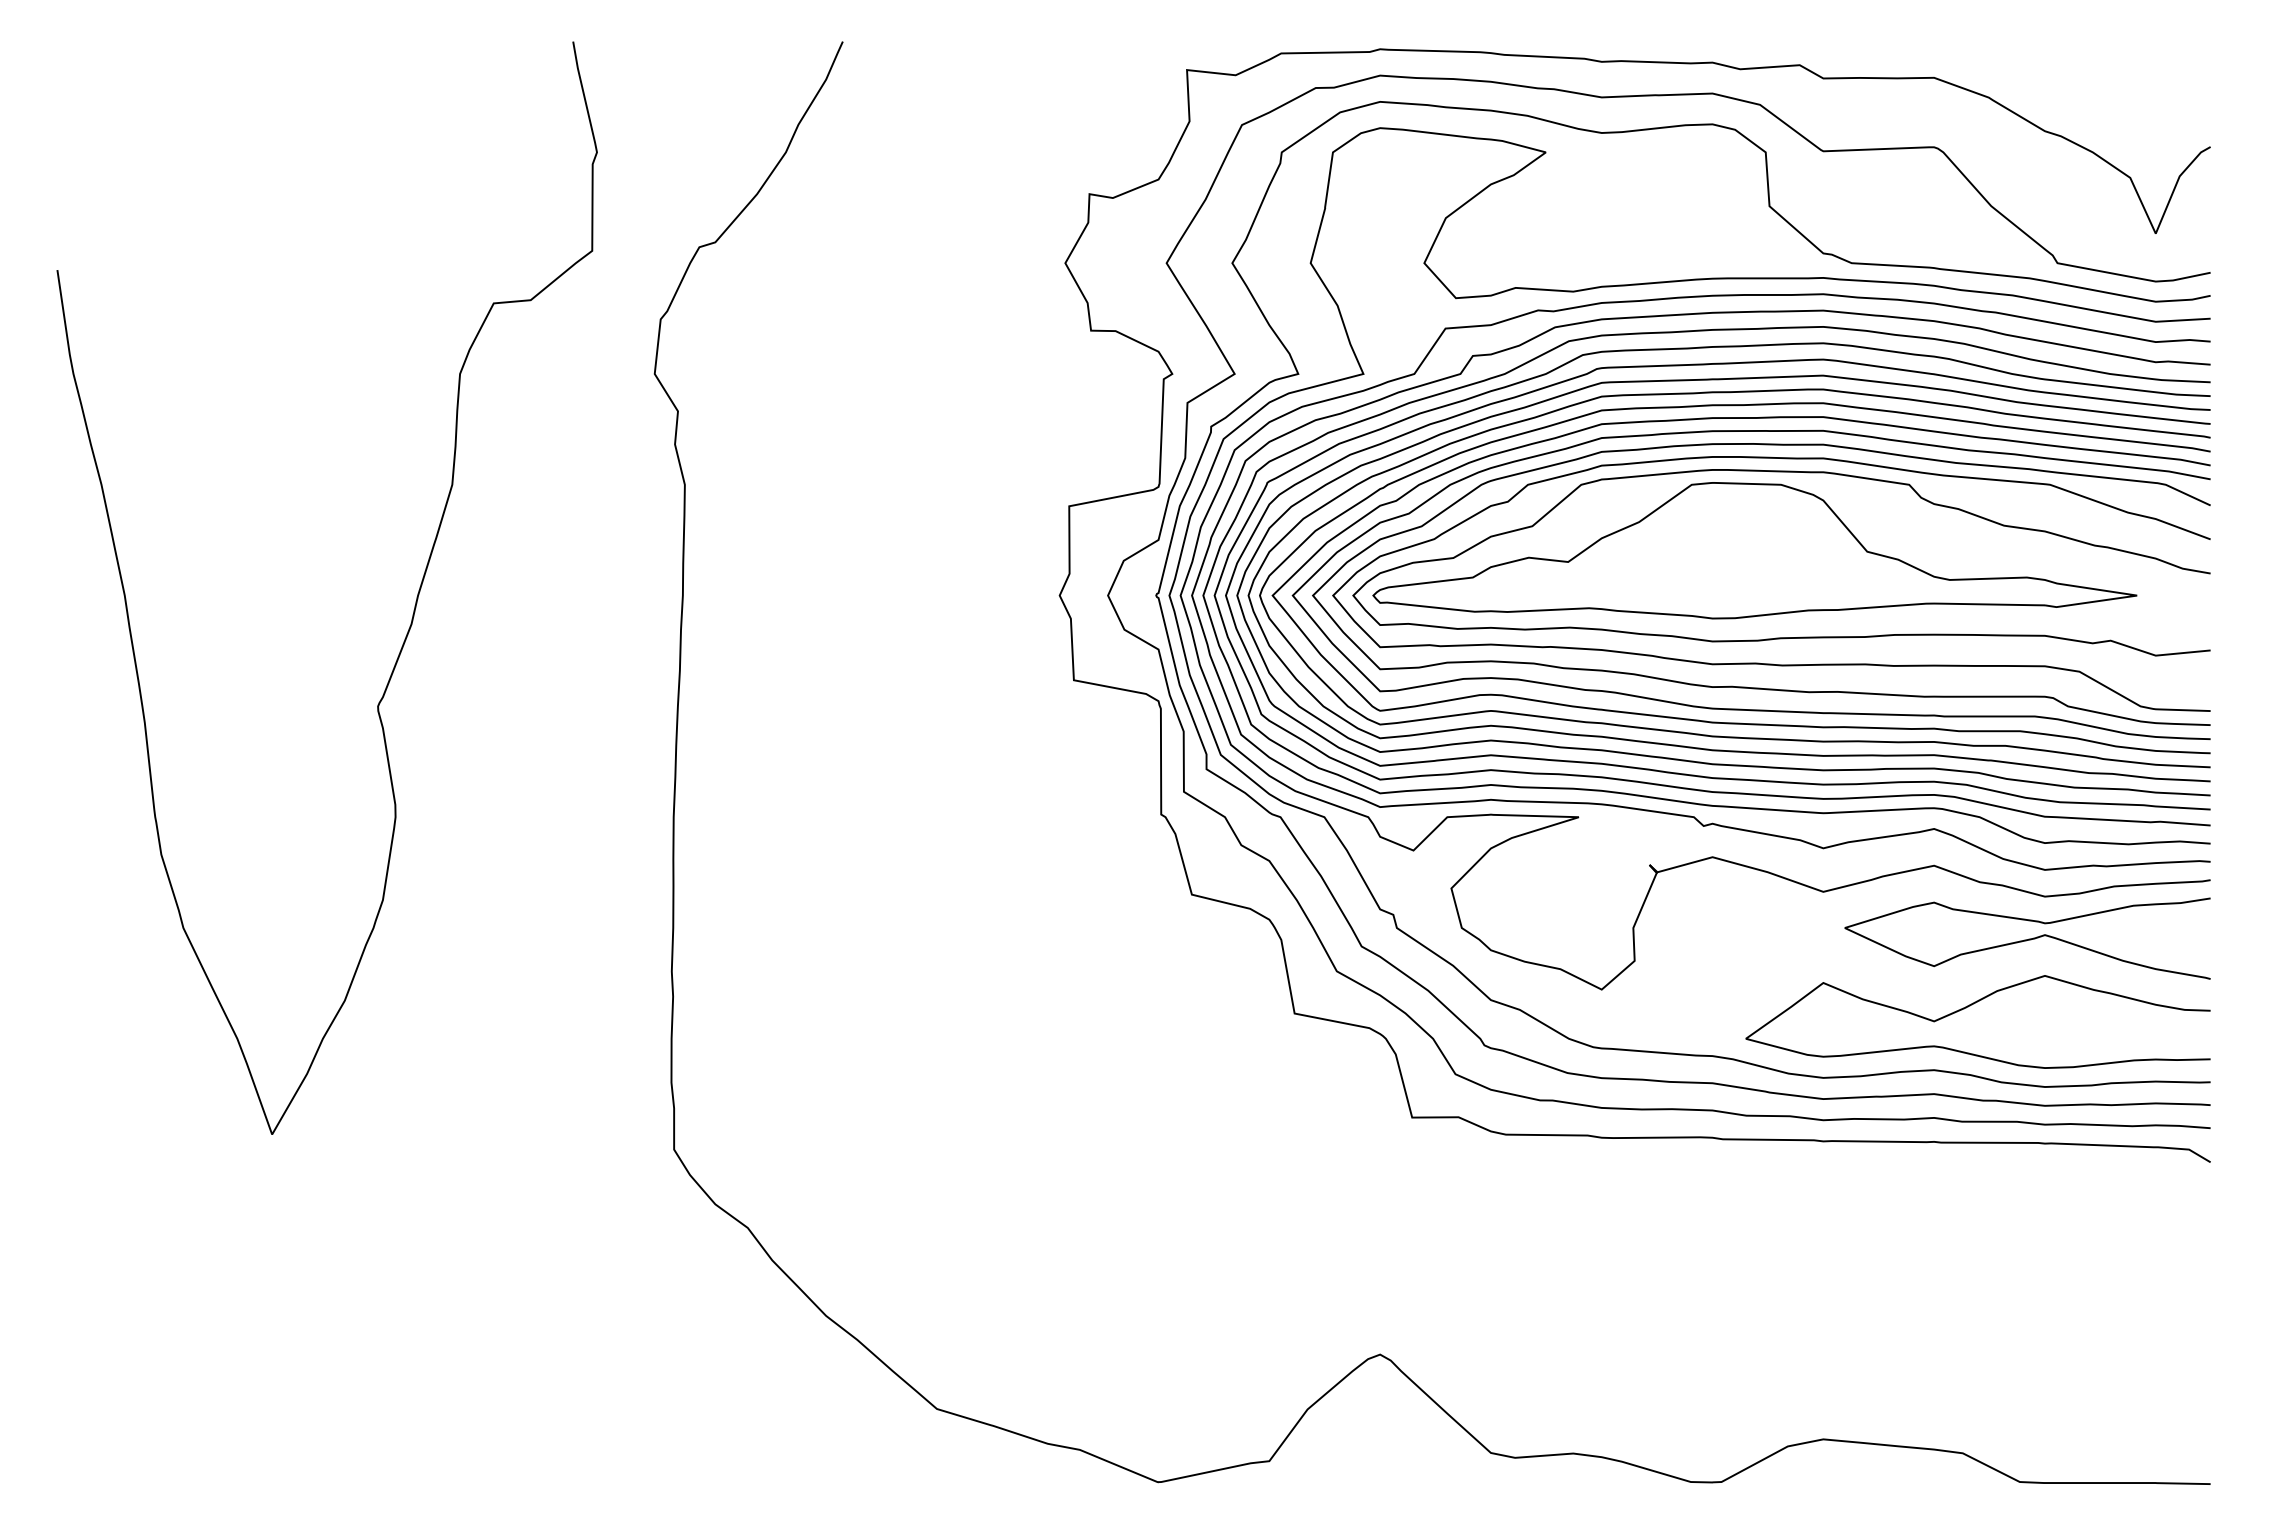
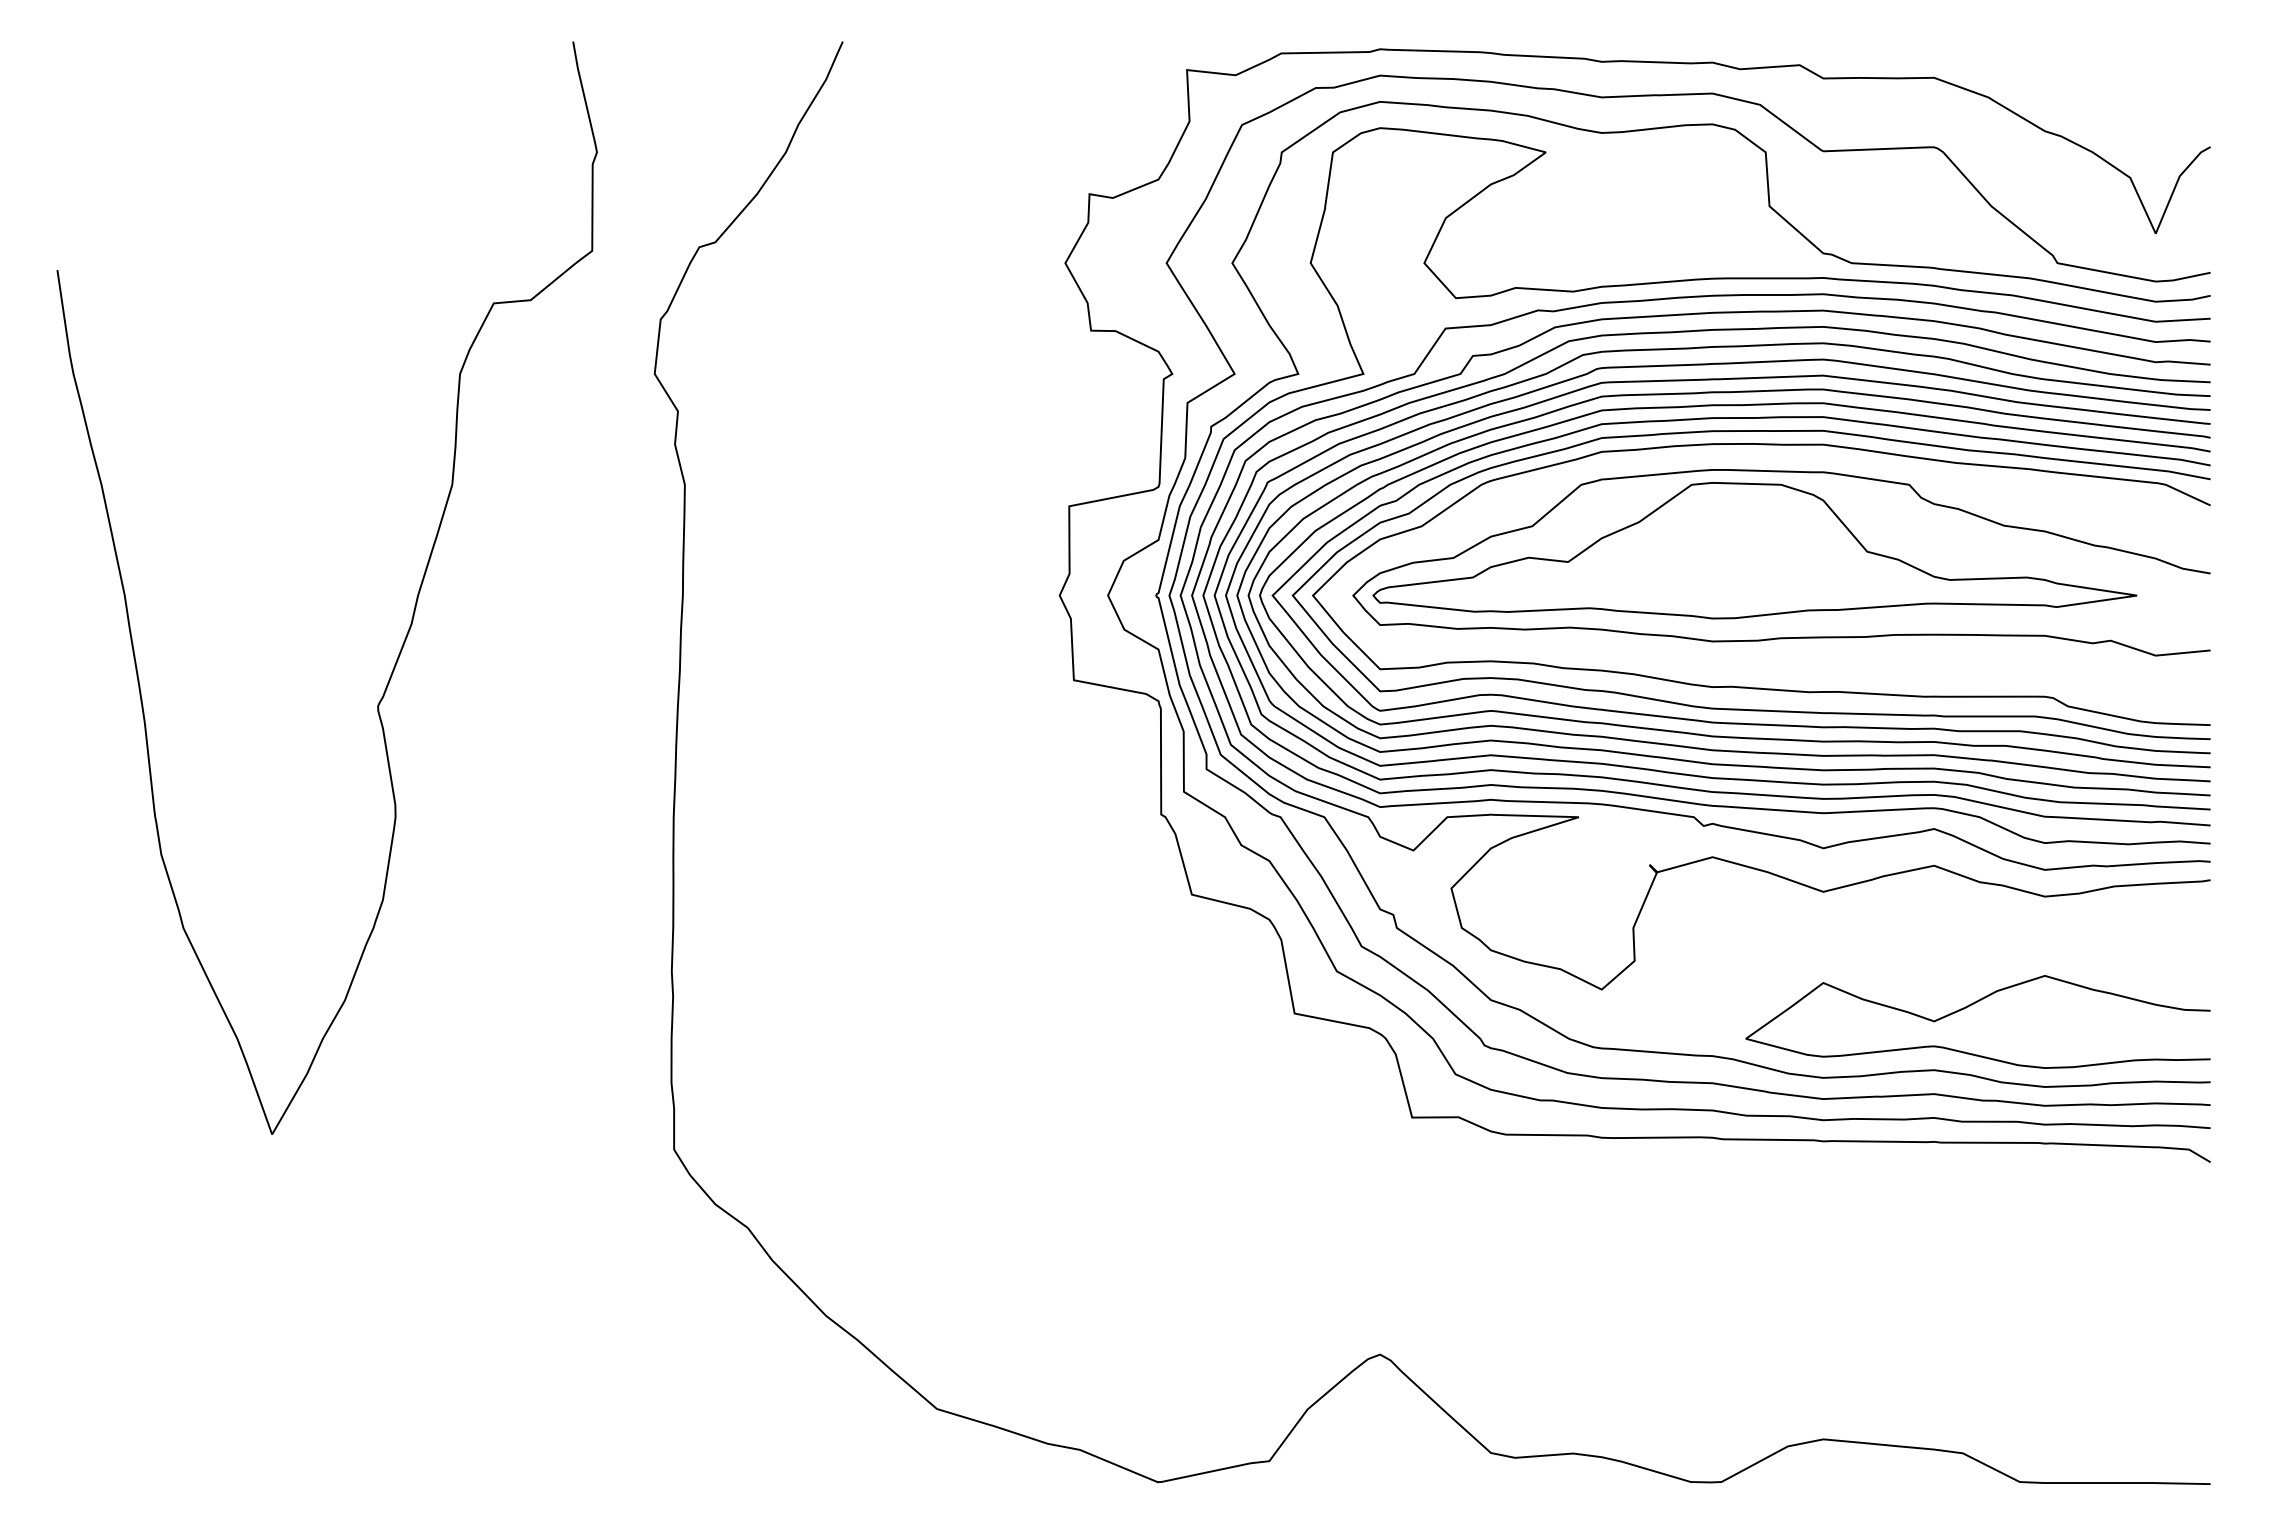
curve: present -> none (1759, 662)
curve: present -> none (2028, 938)
